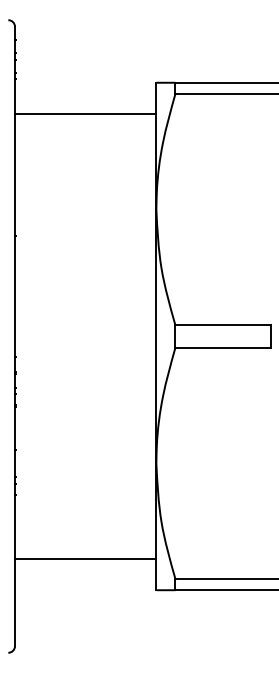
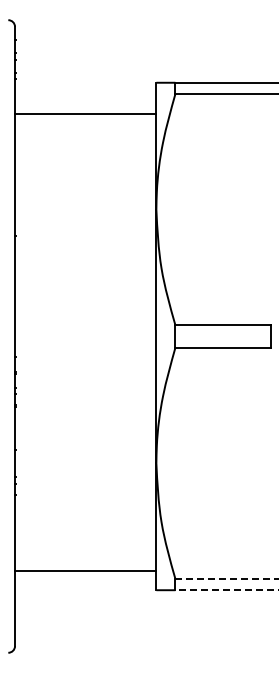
line position: (85, 558) -> (85, 570) (85, 570)
line: solid -> dashed (227, 578)
line: solid -> dashed (227, 590)
